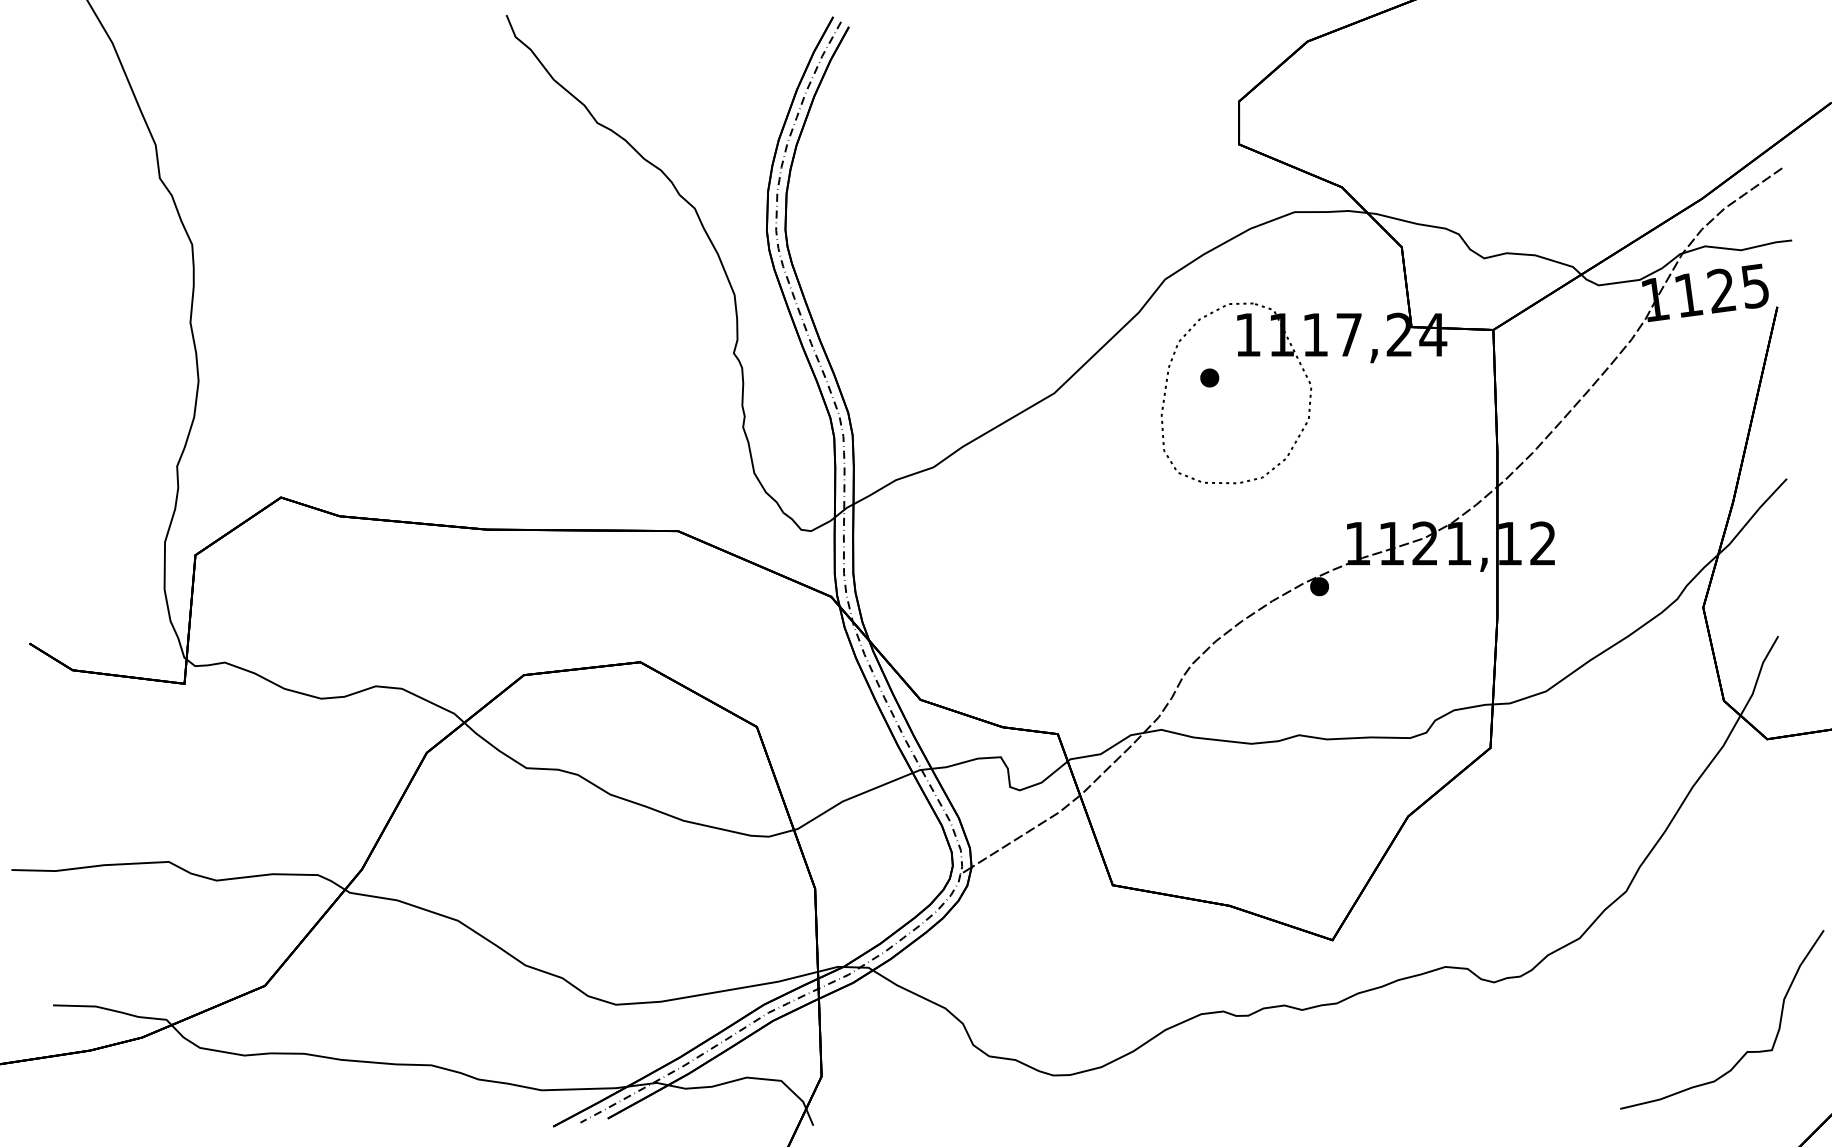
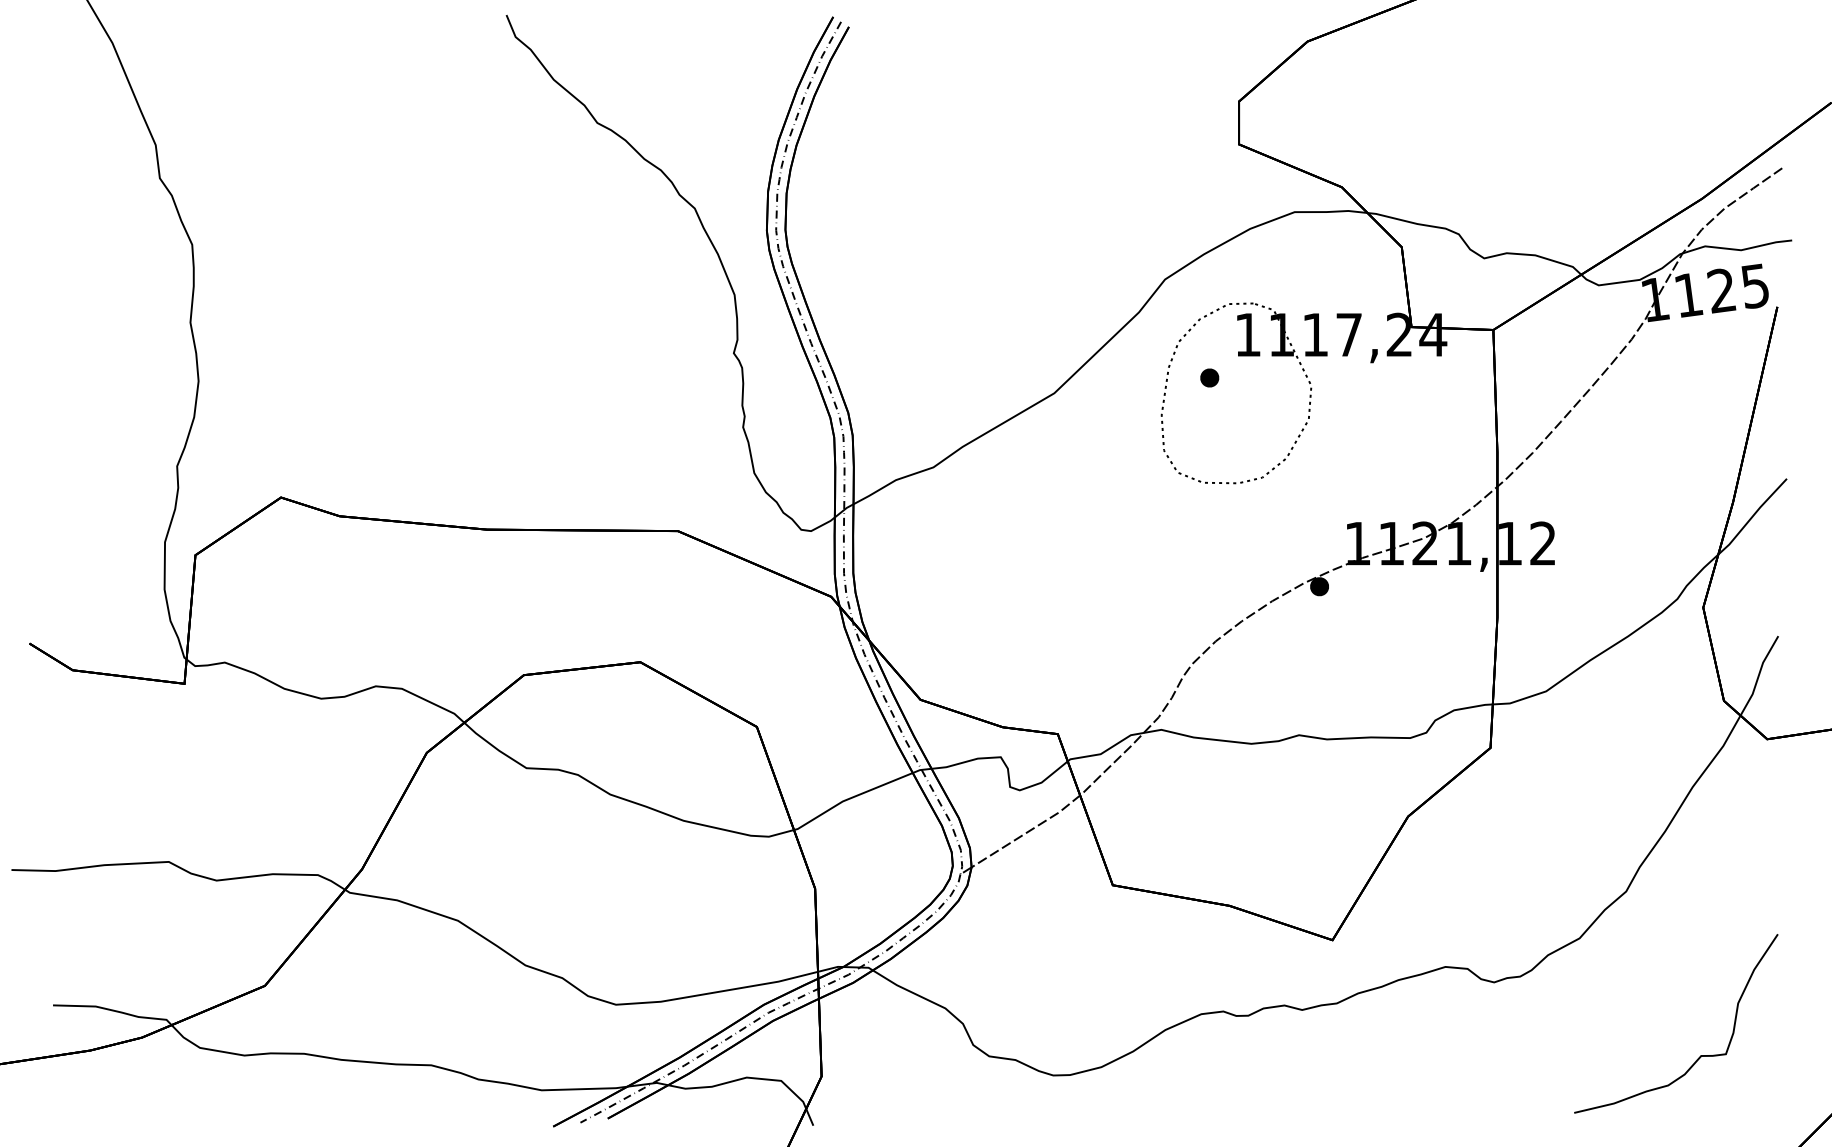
curve position: (1746, 1051) -> (1700, 1055) (1700, 1055)
